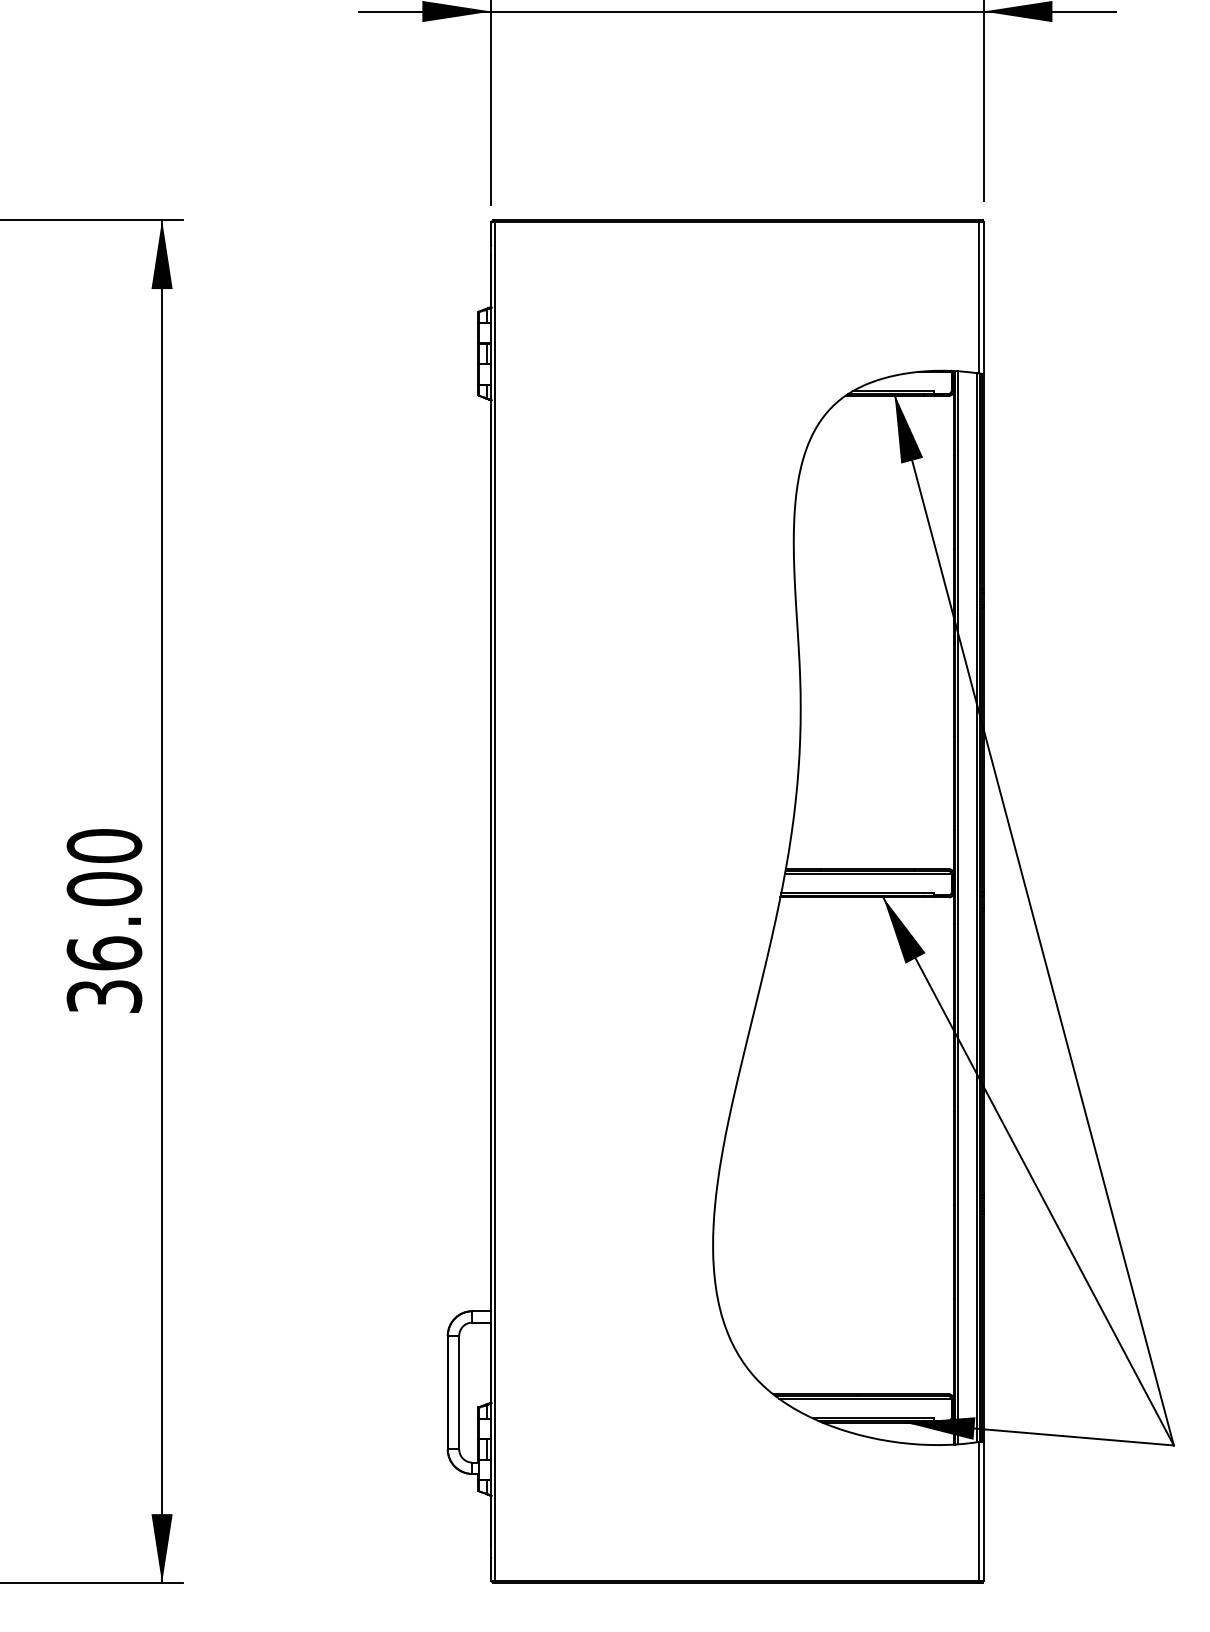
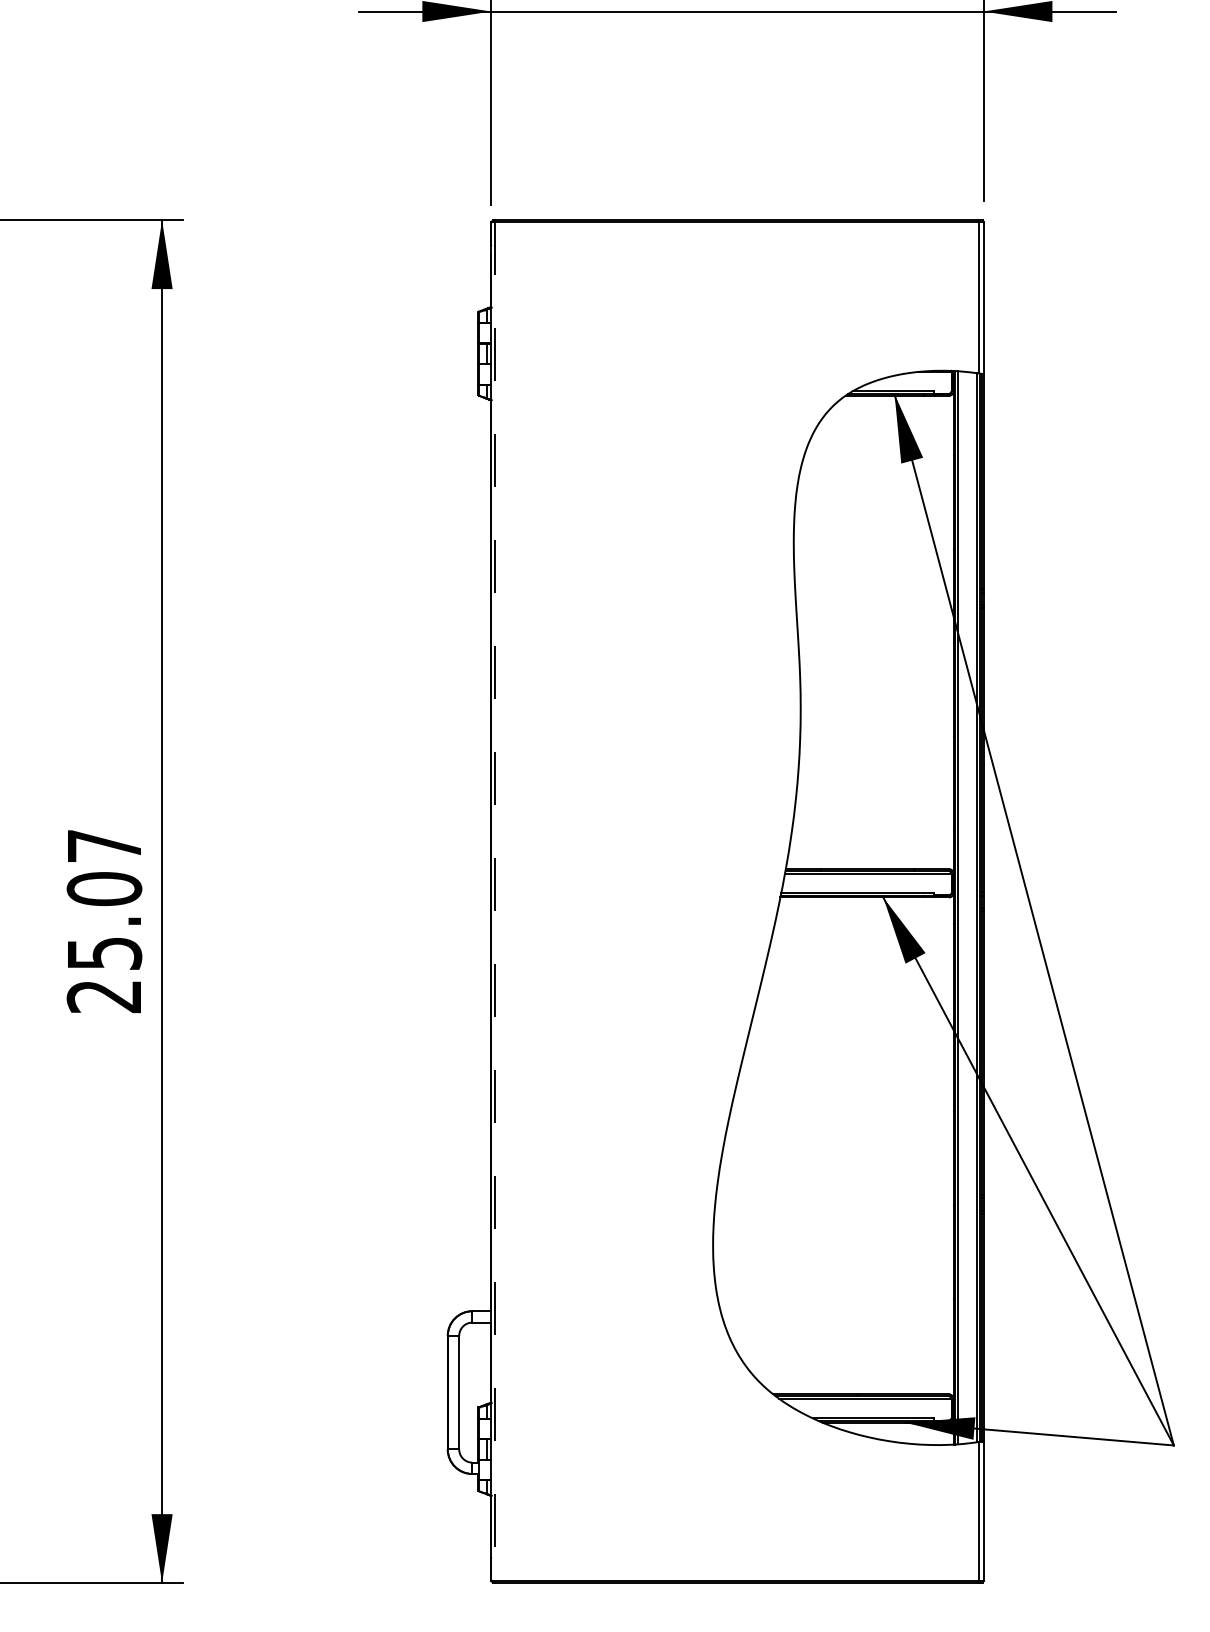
line: solid -> dashed (495, 901)
text: 36.00 -> 25.07 (104, 920)
